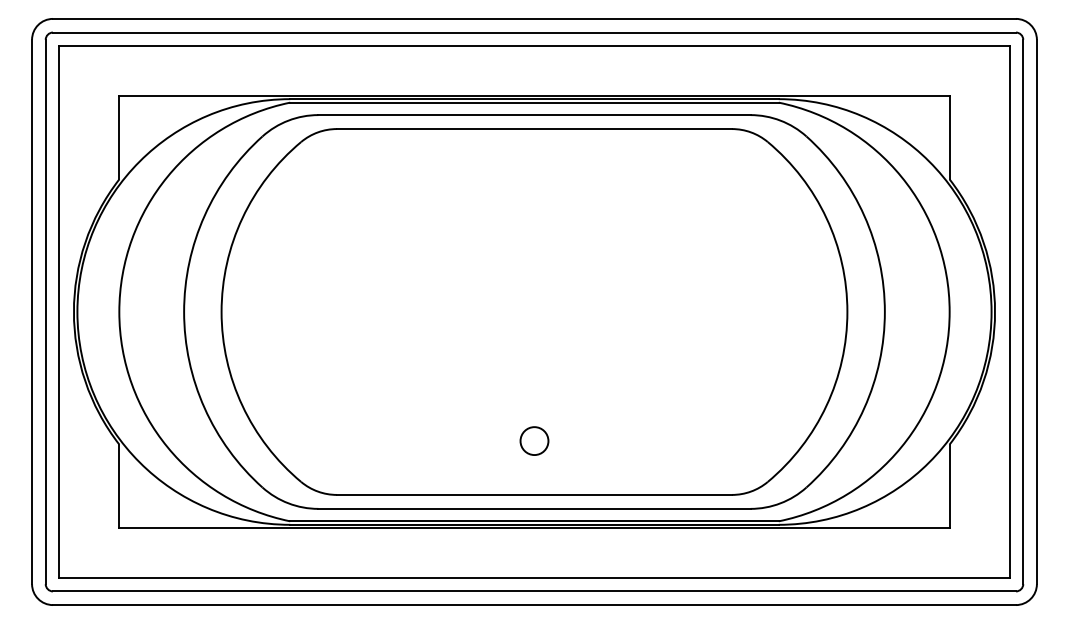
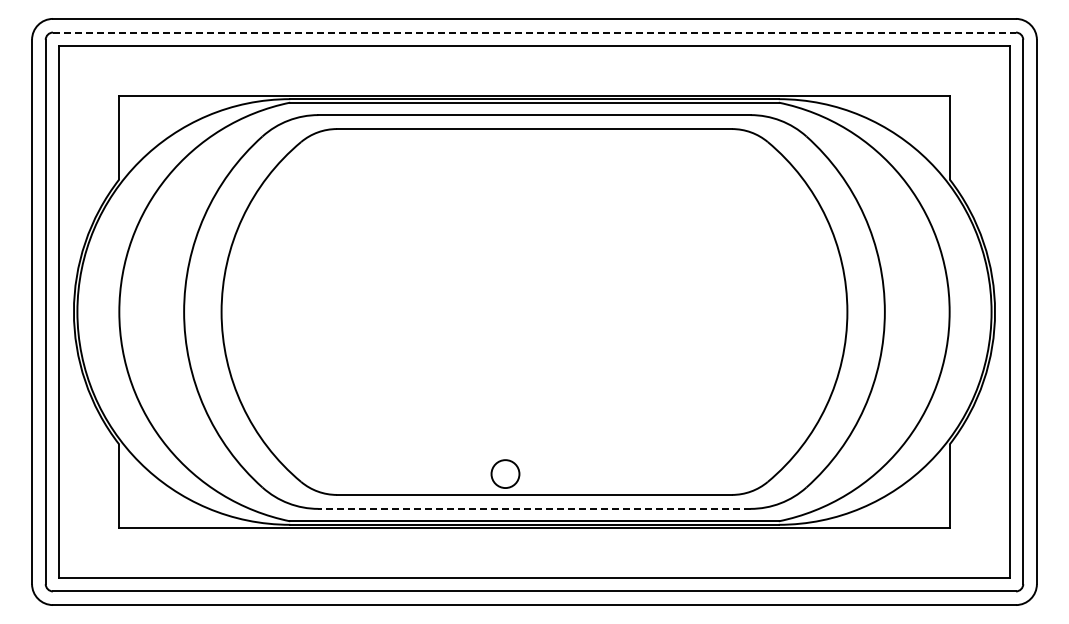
line: solid -> dashed (534, 32)
circle position: (534, 440) -> (505, 473) (505, 473)
line: solid -> dashed (534, 508)
